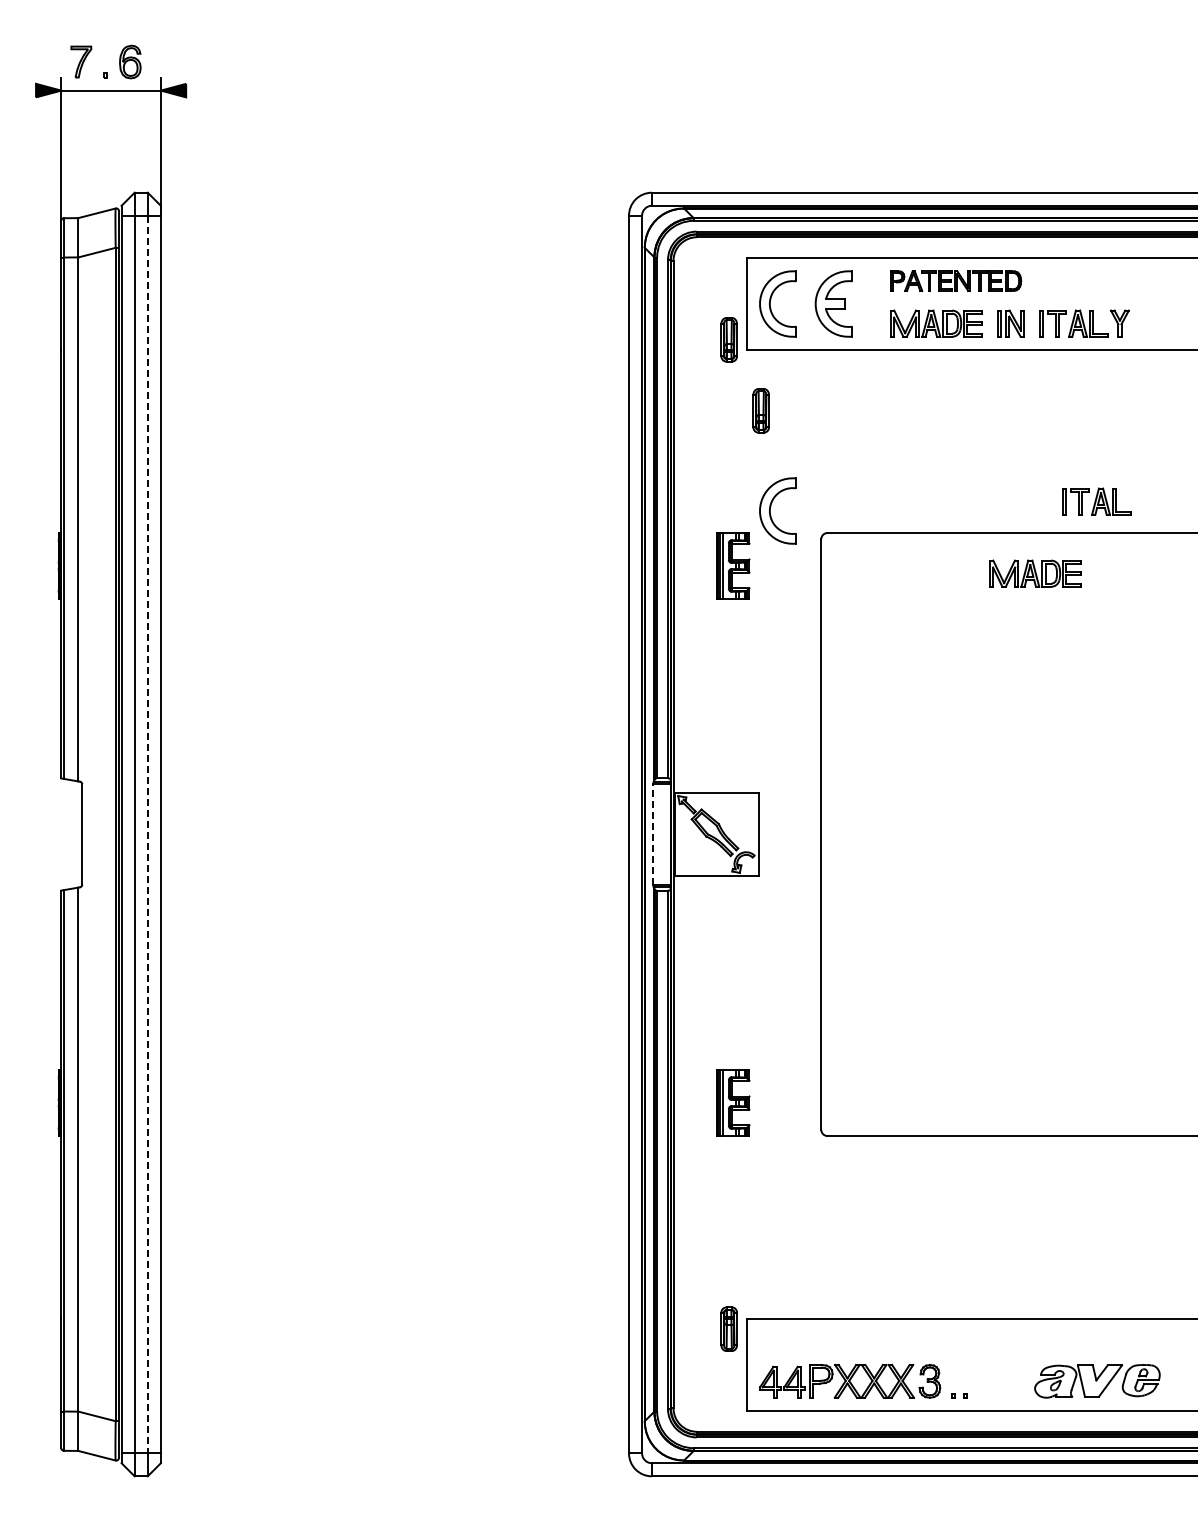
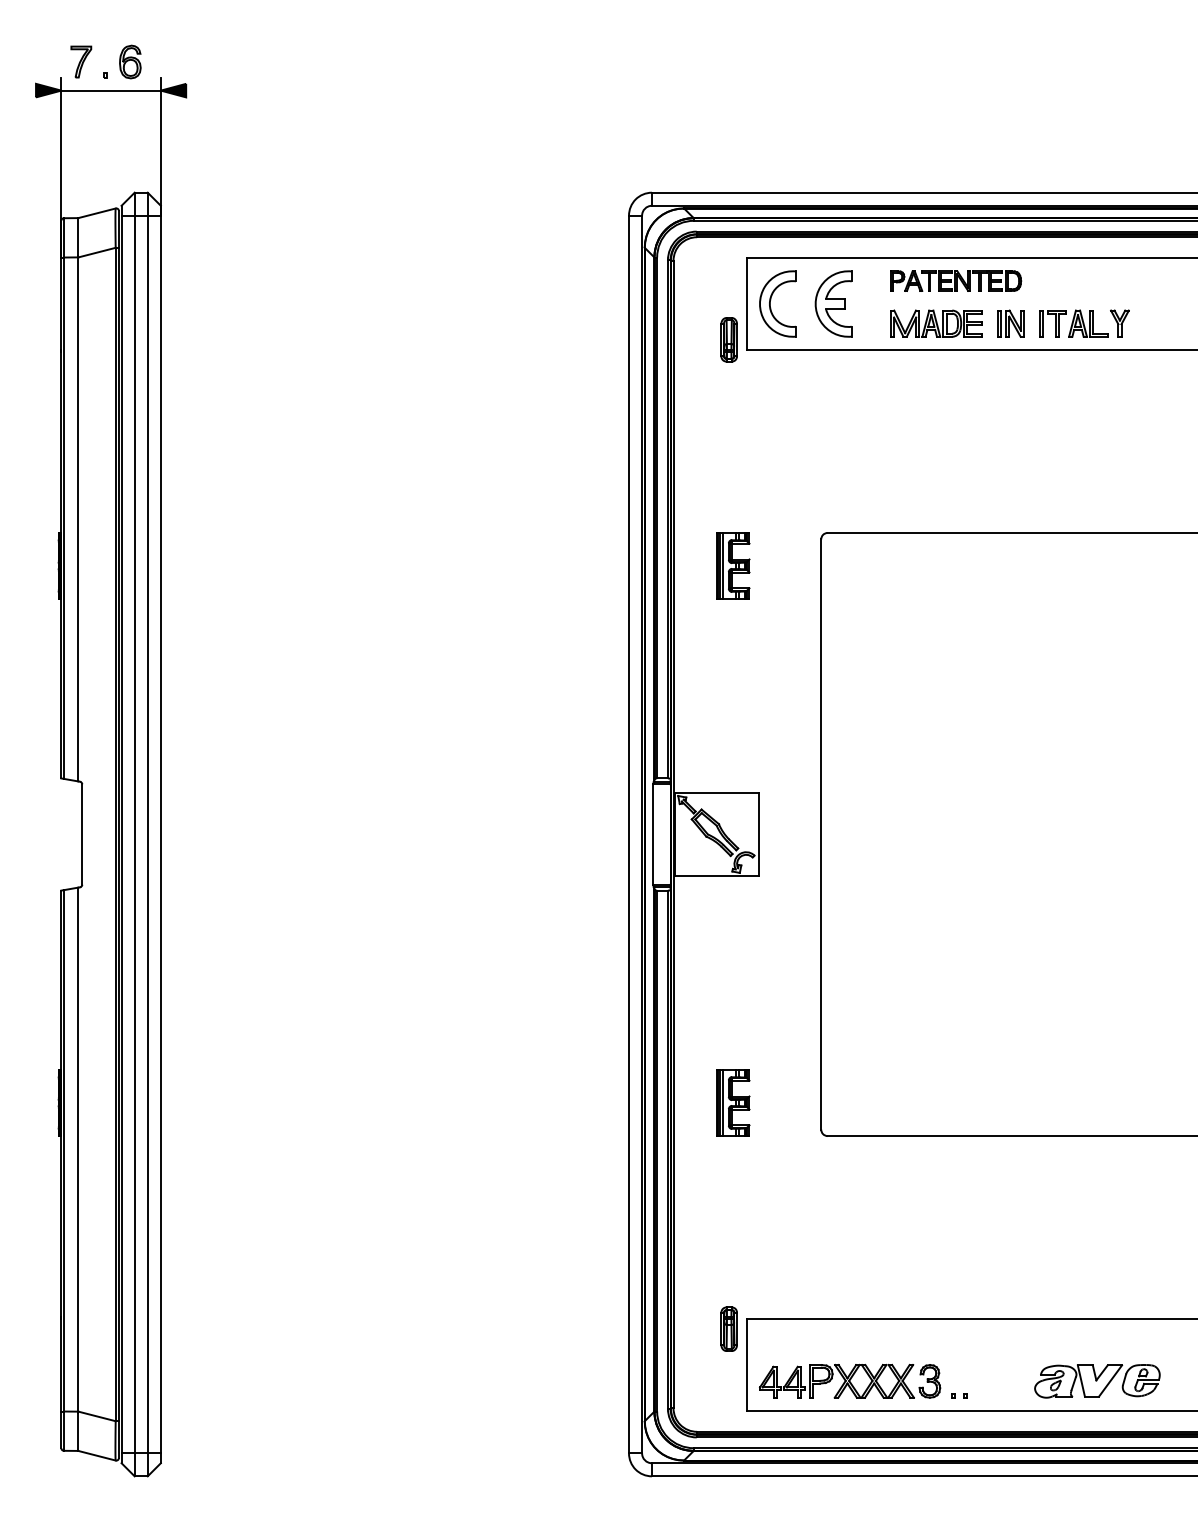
part: present -> none (760, 410)
part: present -> none (1096, 501)
part: present -> none (770, 510)
part: present -> none (1035, 573)
line: dashed -> solid (147, 834)
line: dashed -> solid (653, 834)
